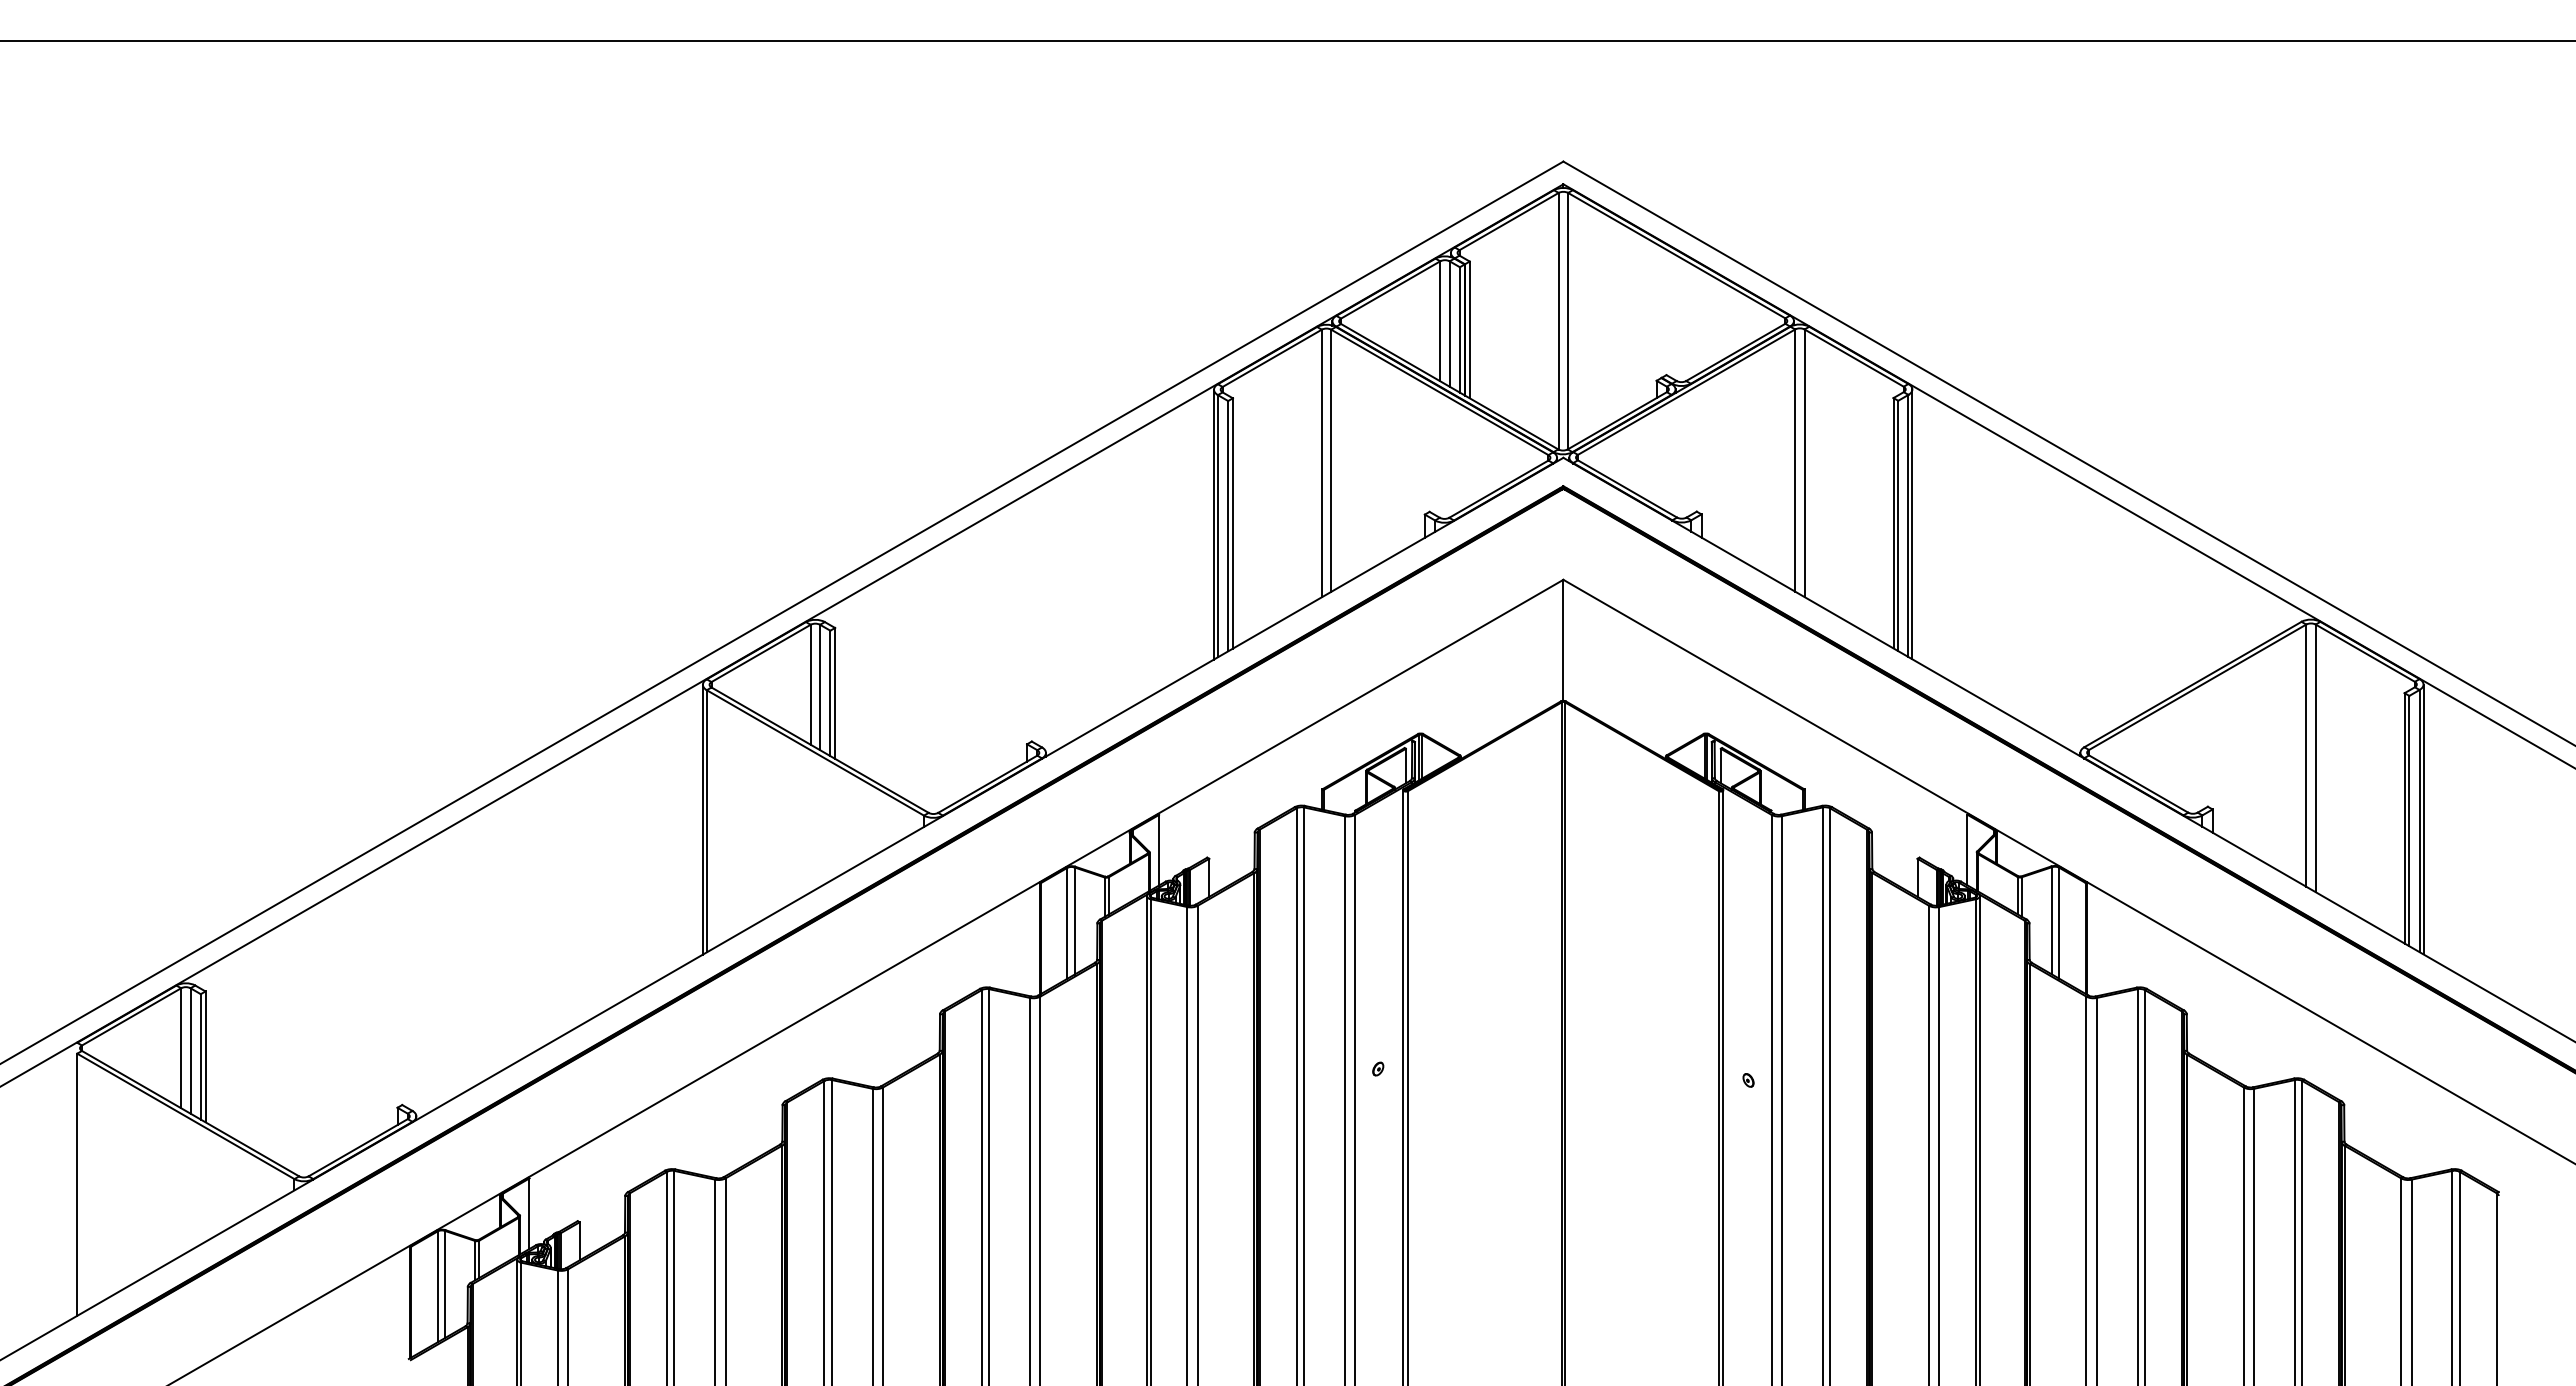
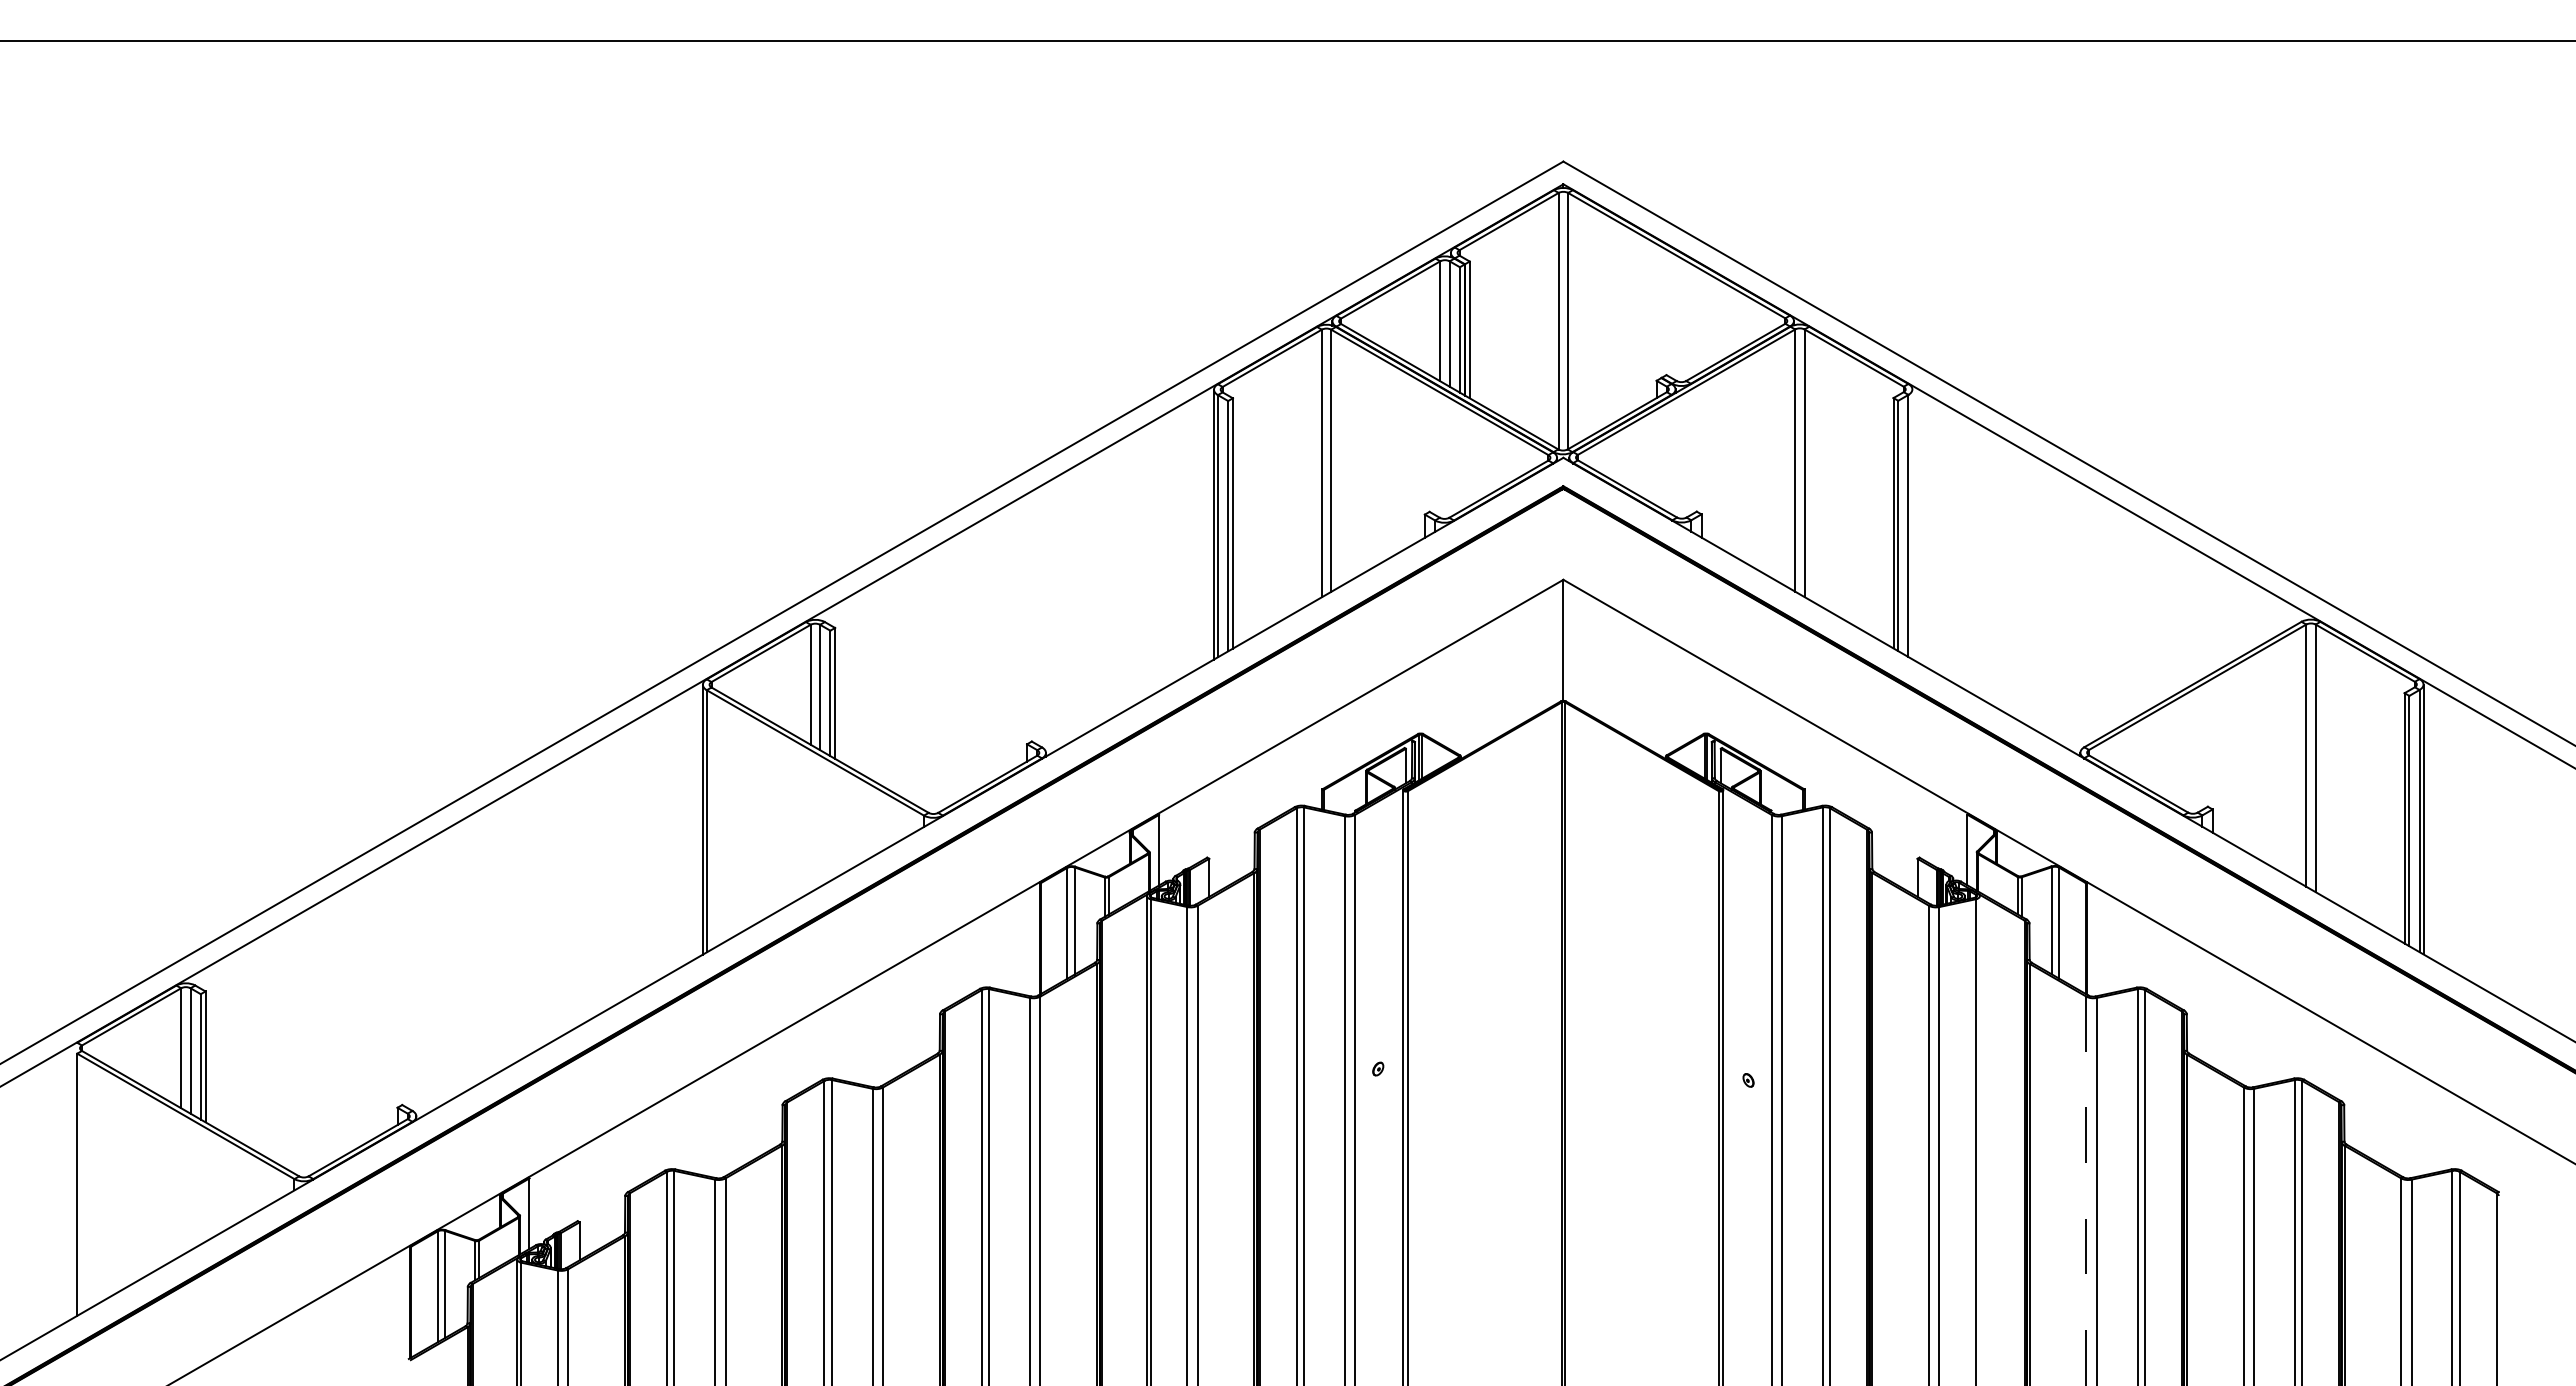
line: present -> none (1912, 524)
line: present -> none (1979, 1139)
line: solid -> dashed (2086, 1190)
